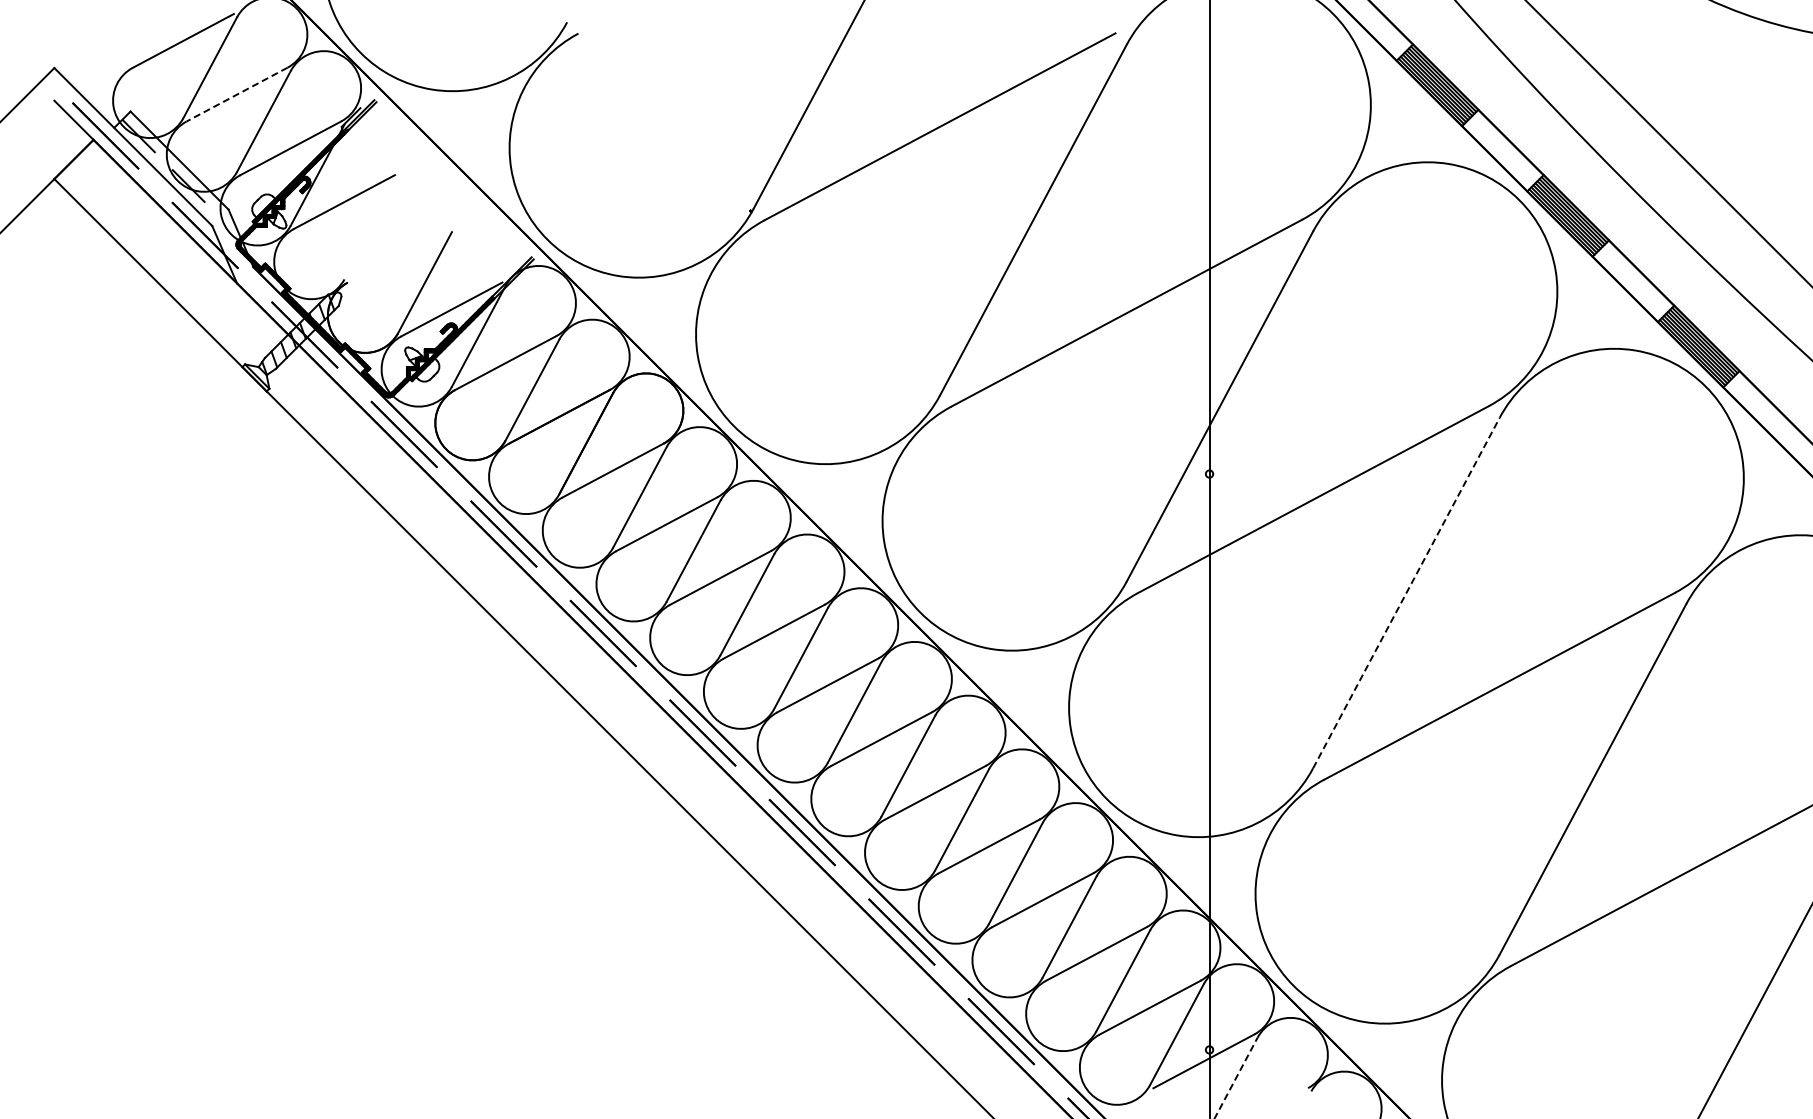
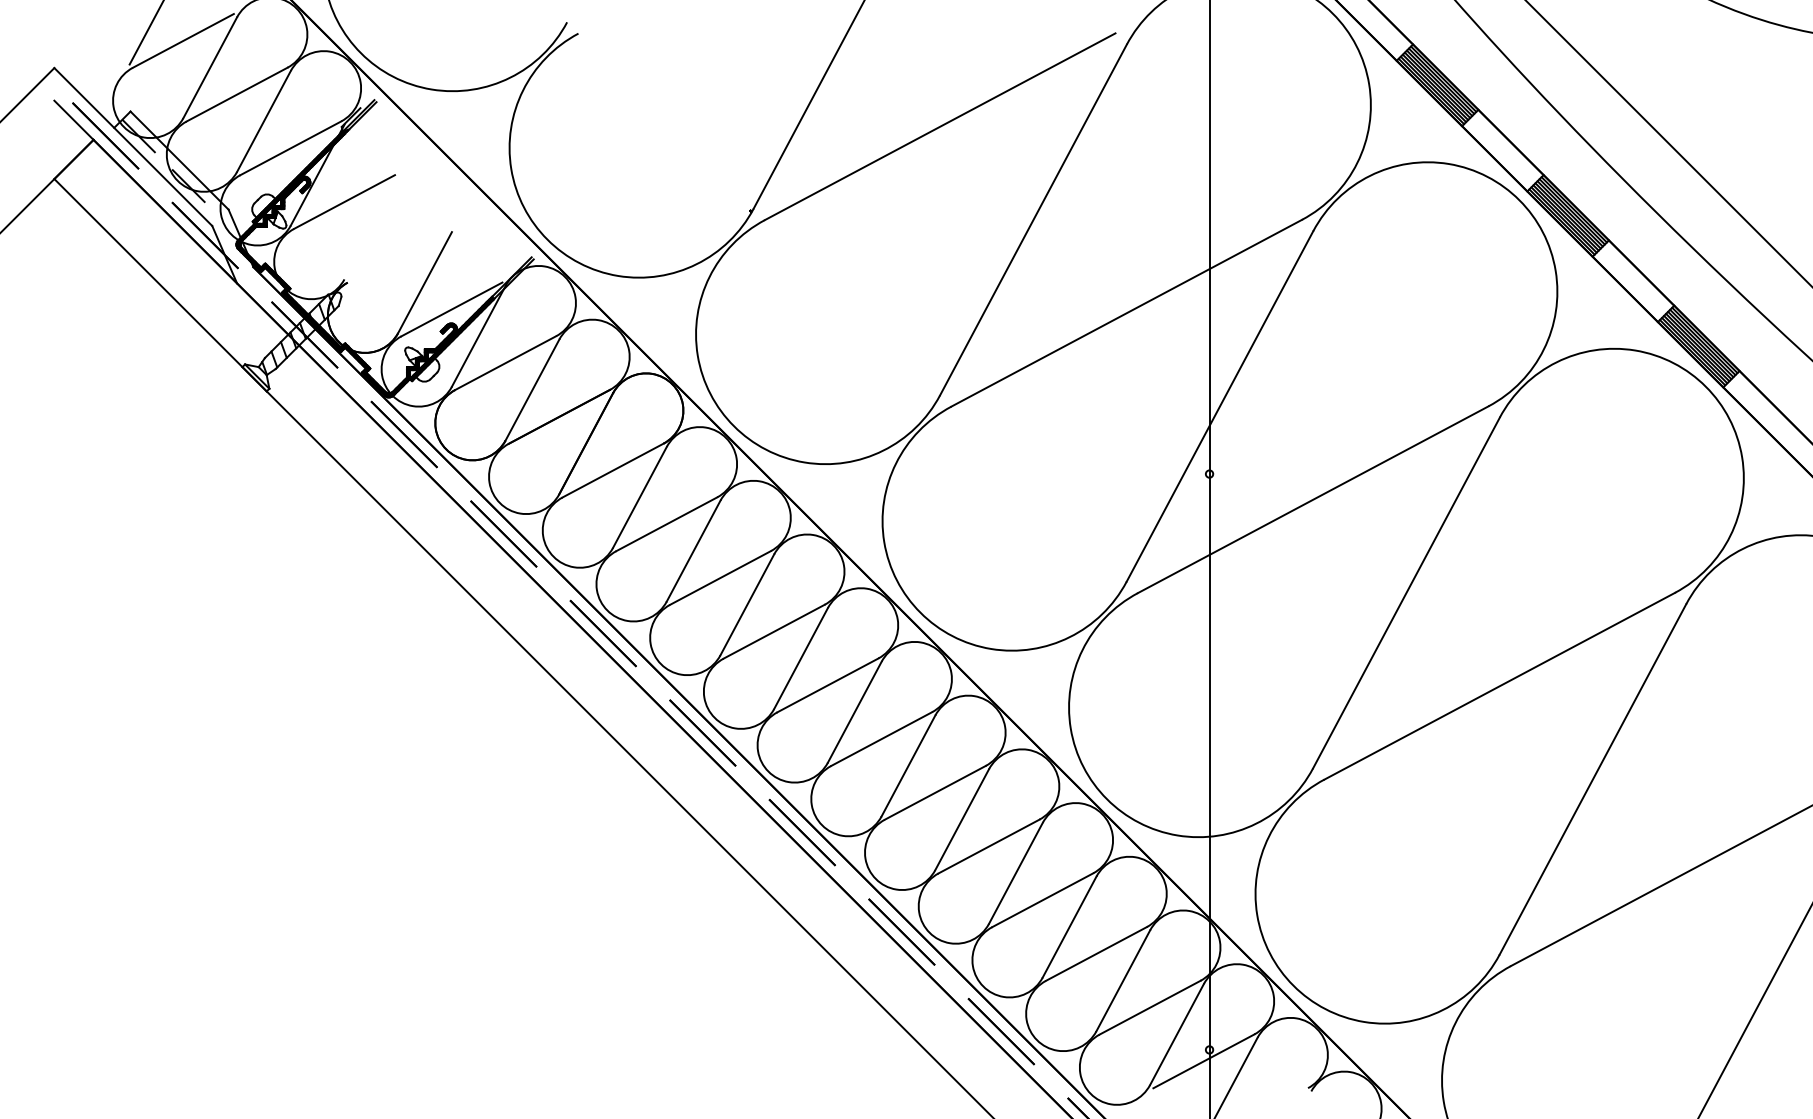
line: none -> present (145, 33)
line: dashed -> solid (236, 94)
line: dashed -> solid (1406, 593)
line: dashed -> solid (1236, 1078)
